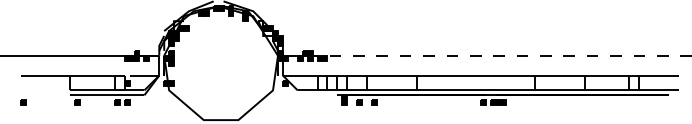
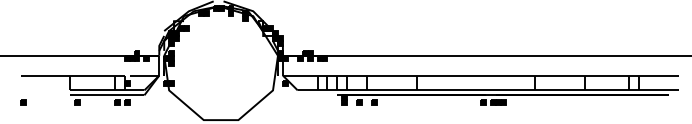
line: dashed -> solid (487, 55)
